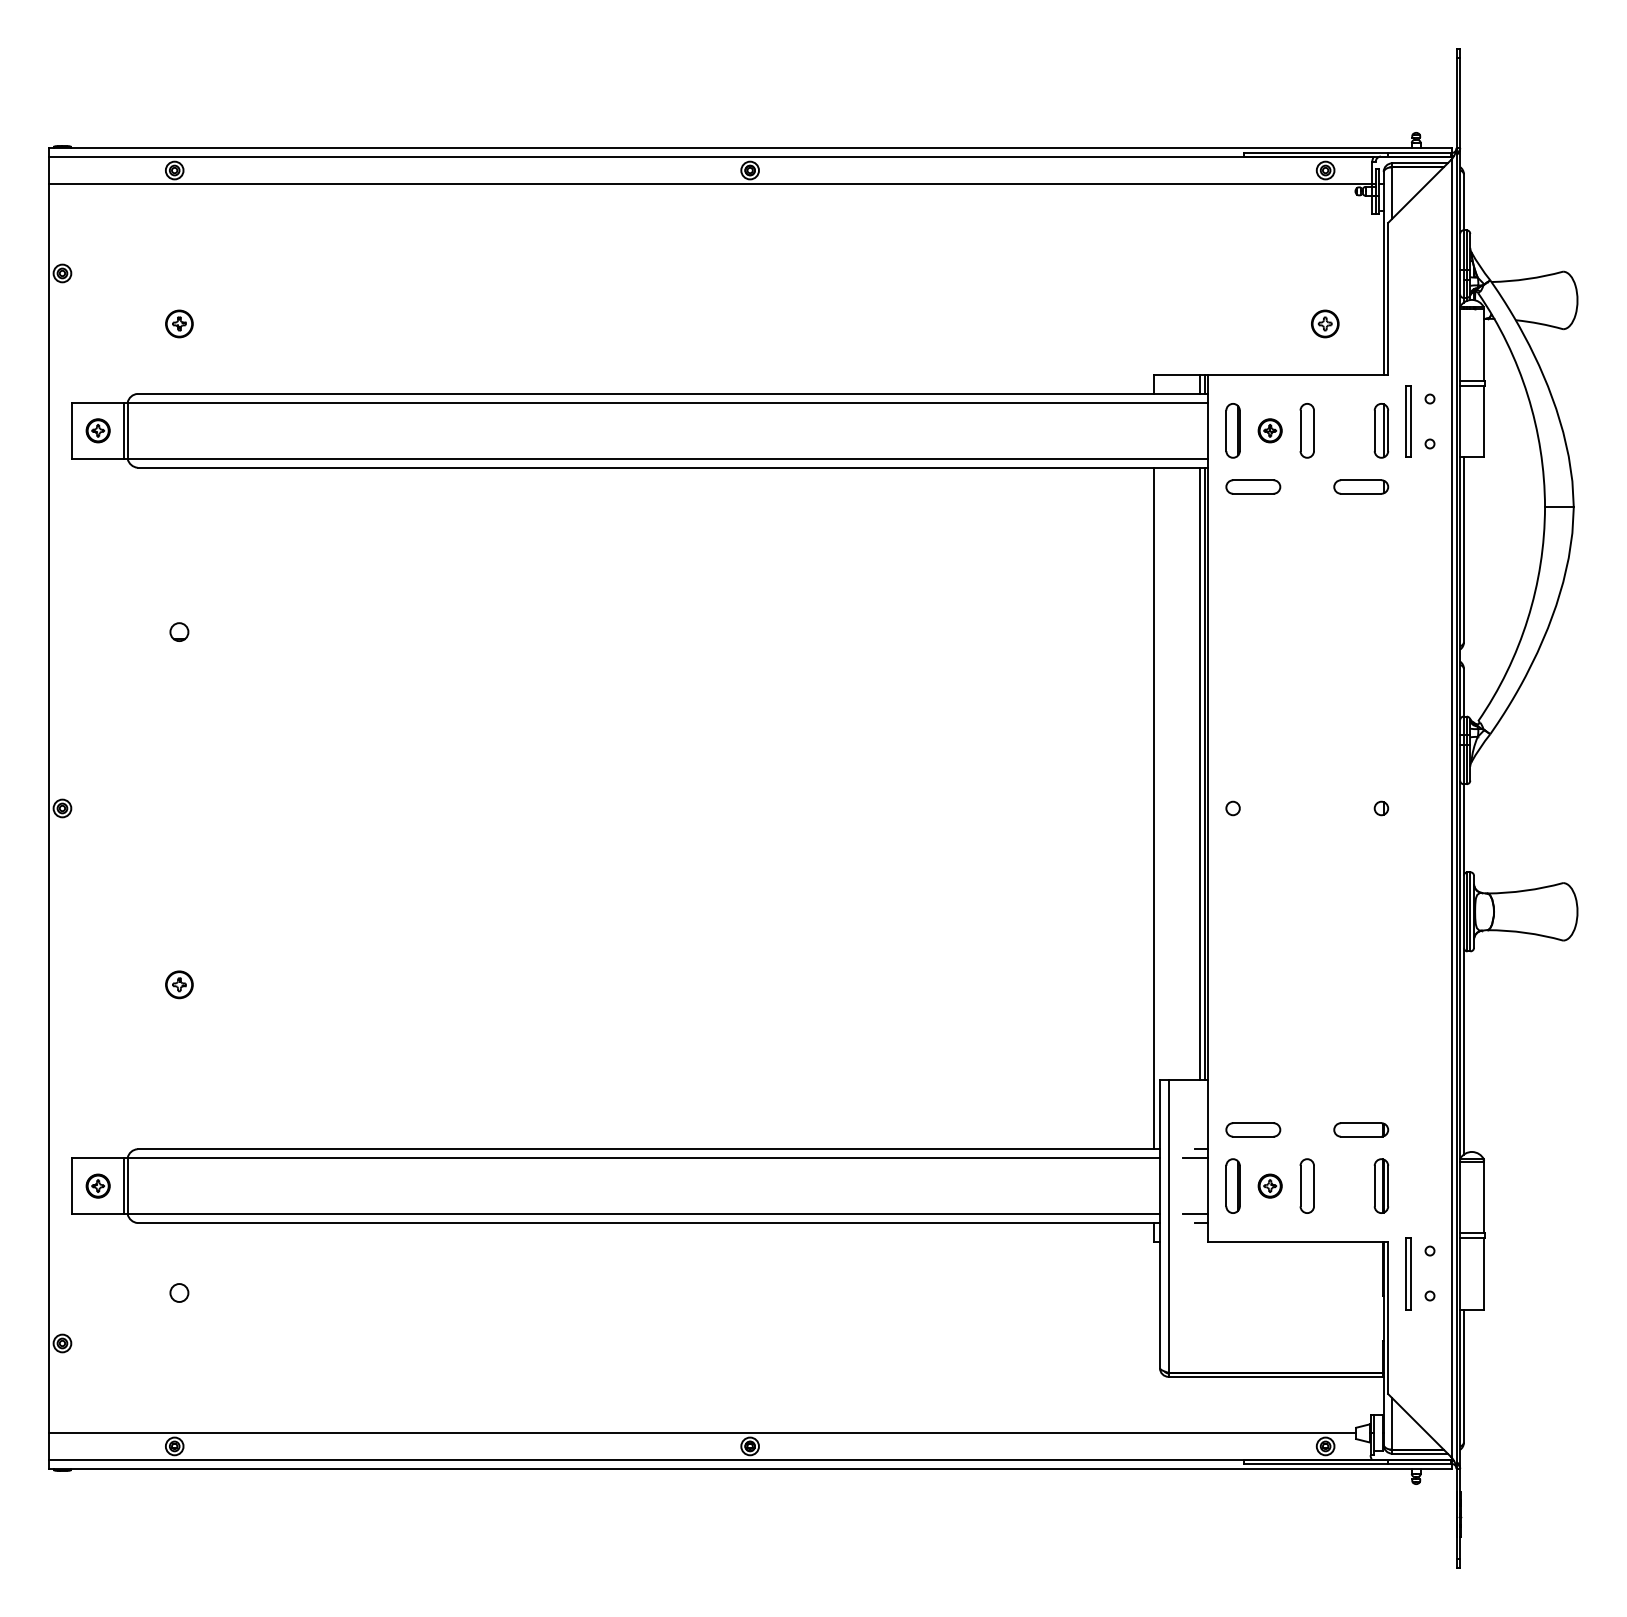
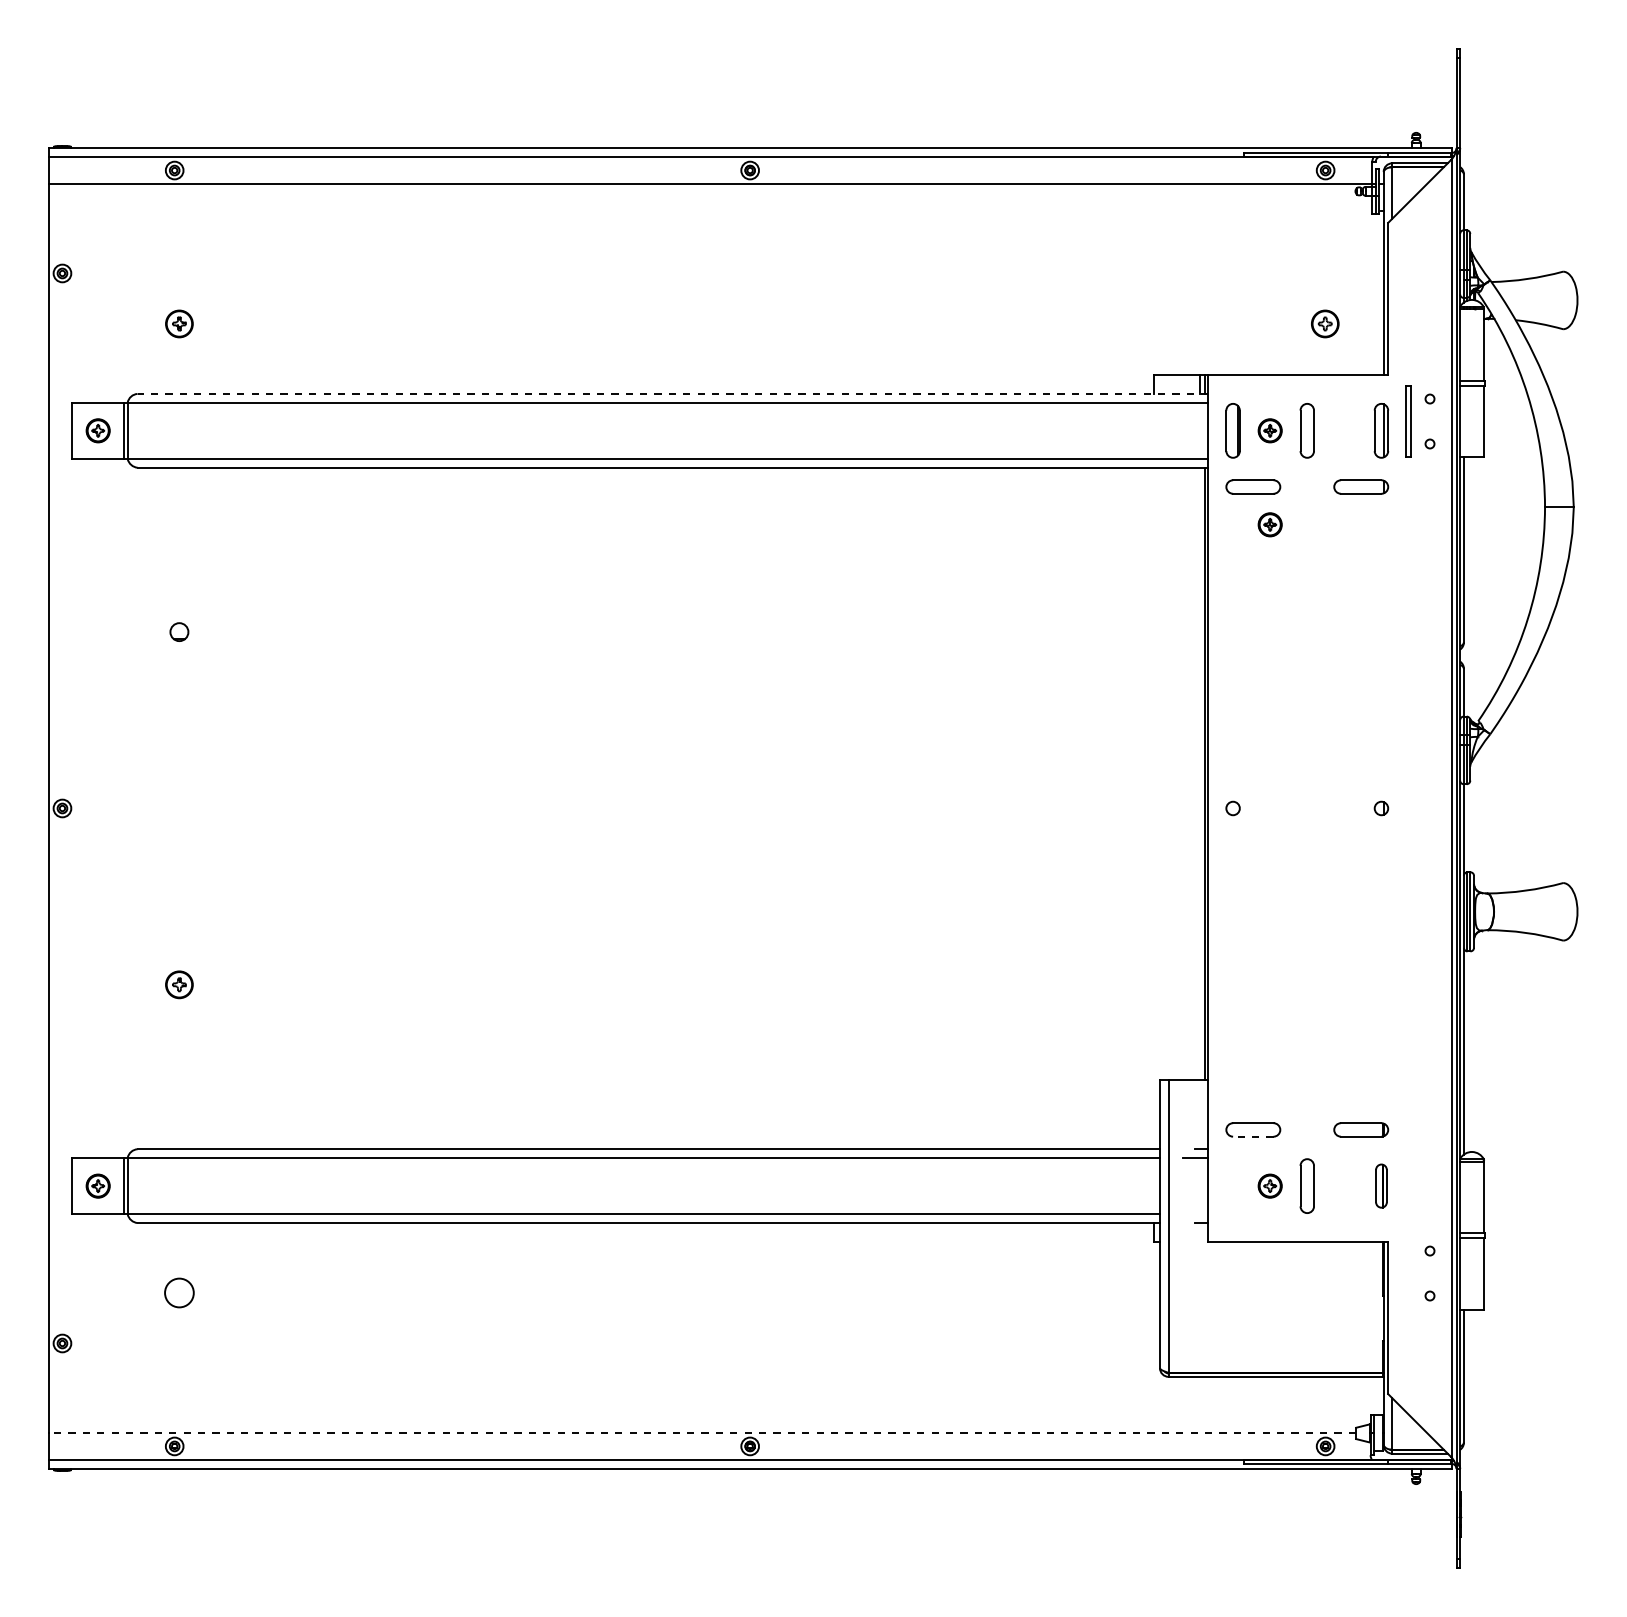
line: solid -> dashed (672, 393)
part: none -> present (1269, 524)
line: present -> none (1199, 773)
line: present -> none (1154, 808)
line: solid -> dashed (1252, 1136)
part: present -> none (1232, 1185)
part size: 17x56 px -> 13x46 px (1381, 1185)
line: present -> none (1195, 1214)
part: present -> none (1408, 1273)
circle diameter: 18 px -> 29 px (179, 1292)
line: solid -> dashed (702, 1432)
